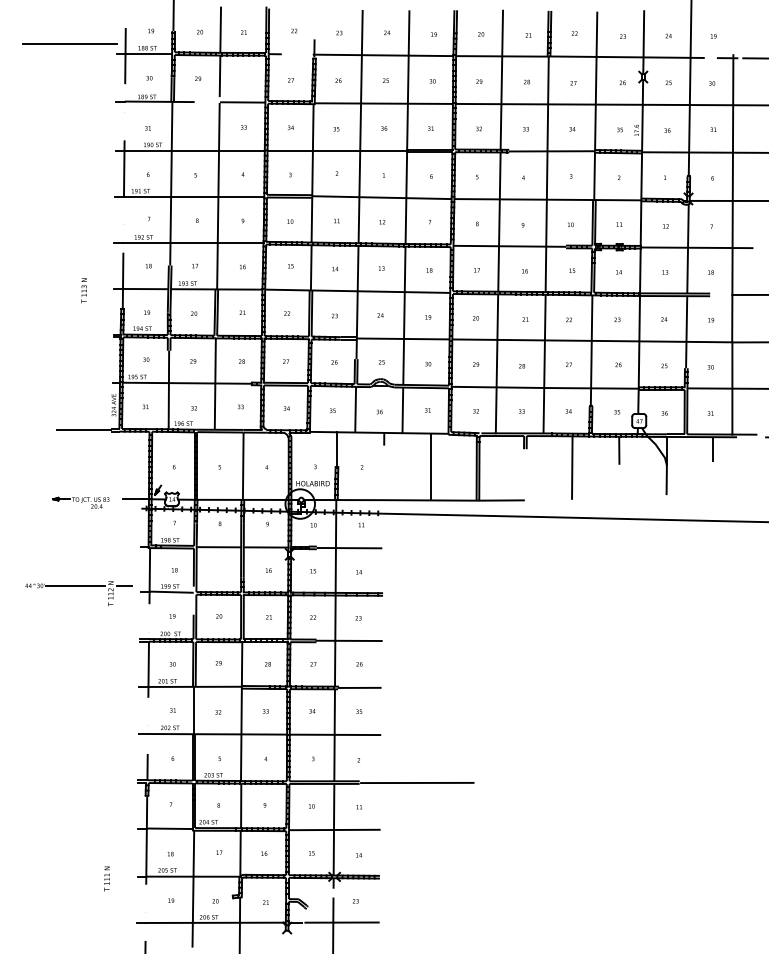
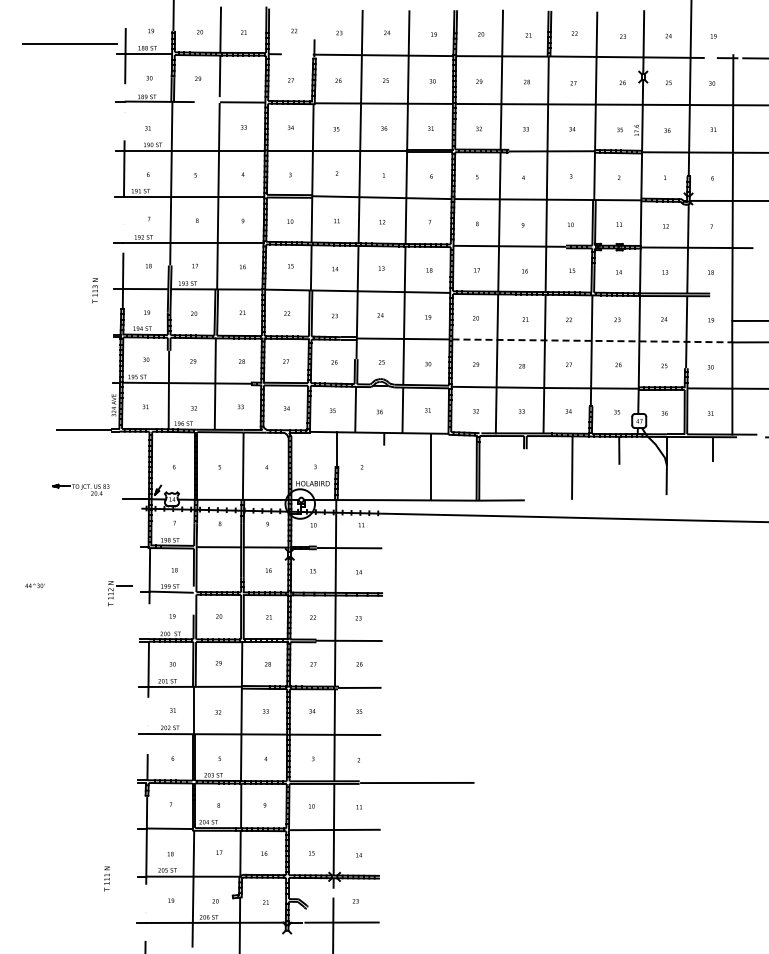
text position: (83, 290) -> (94, 290) (94, 290)
line position: (748, 294) -> (748, 320) (748, 320)
line: solid -> dashed (592, 340)
part position: (80, 502) -> (80, 489) (80, 489)
line: present -> none (75, 585)
